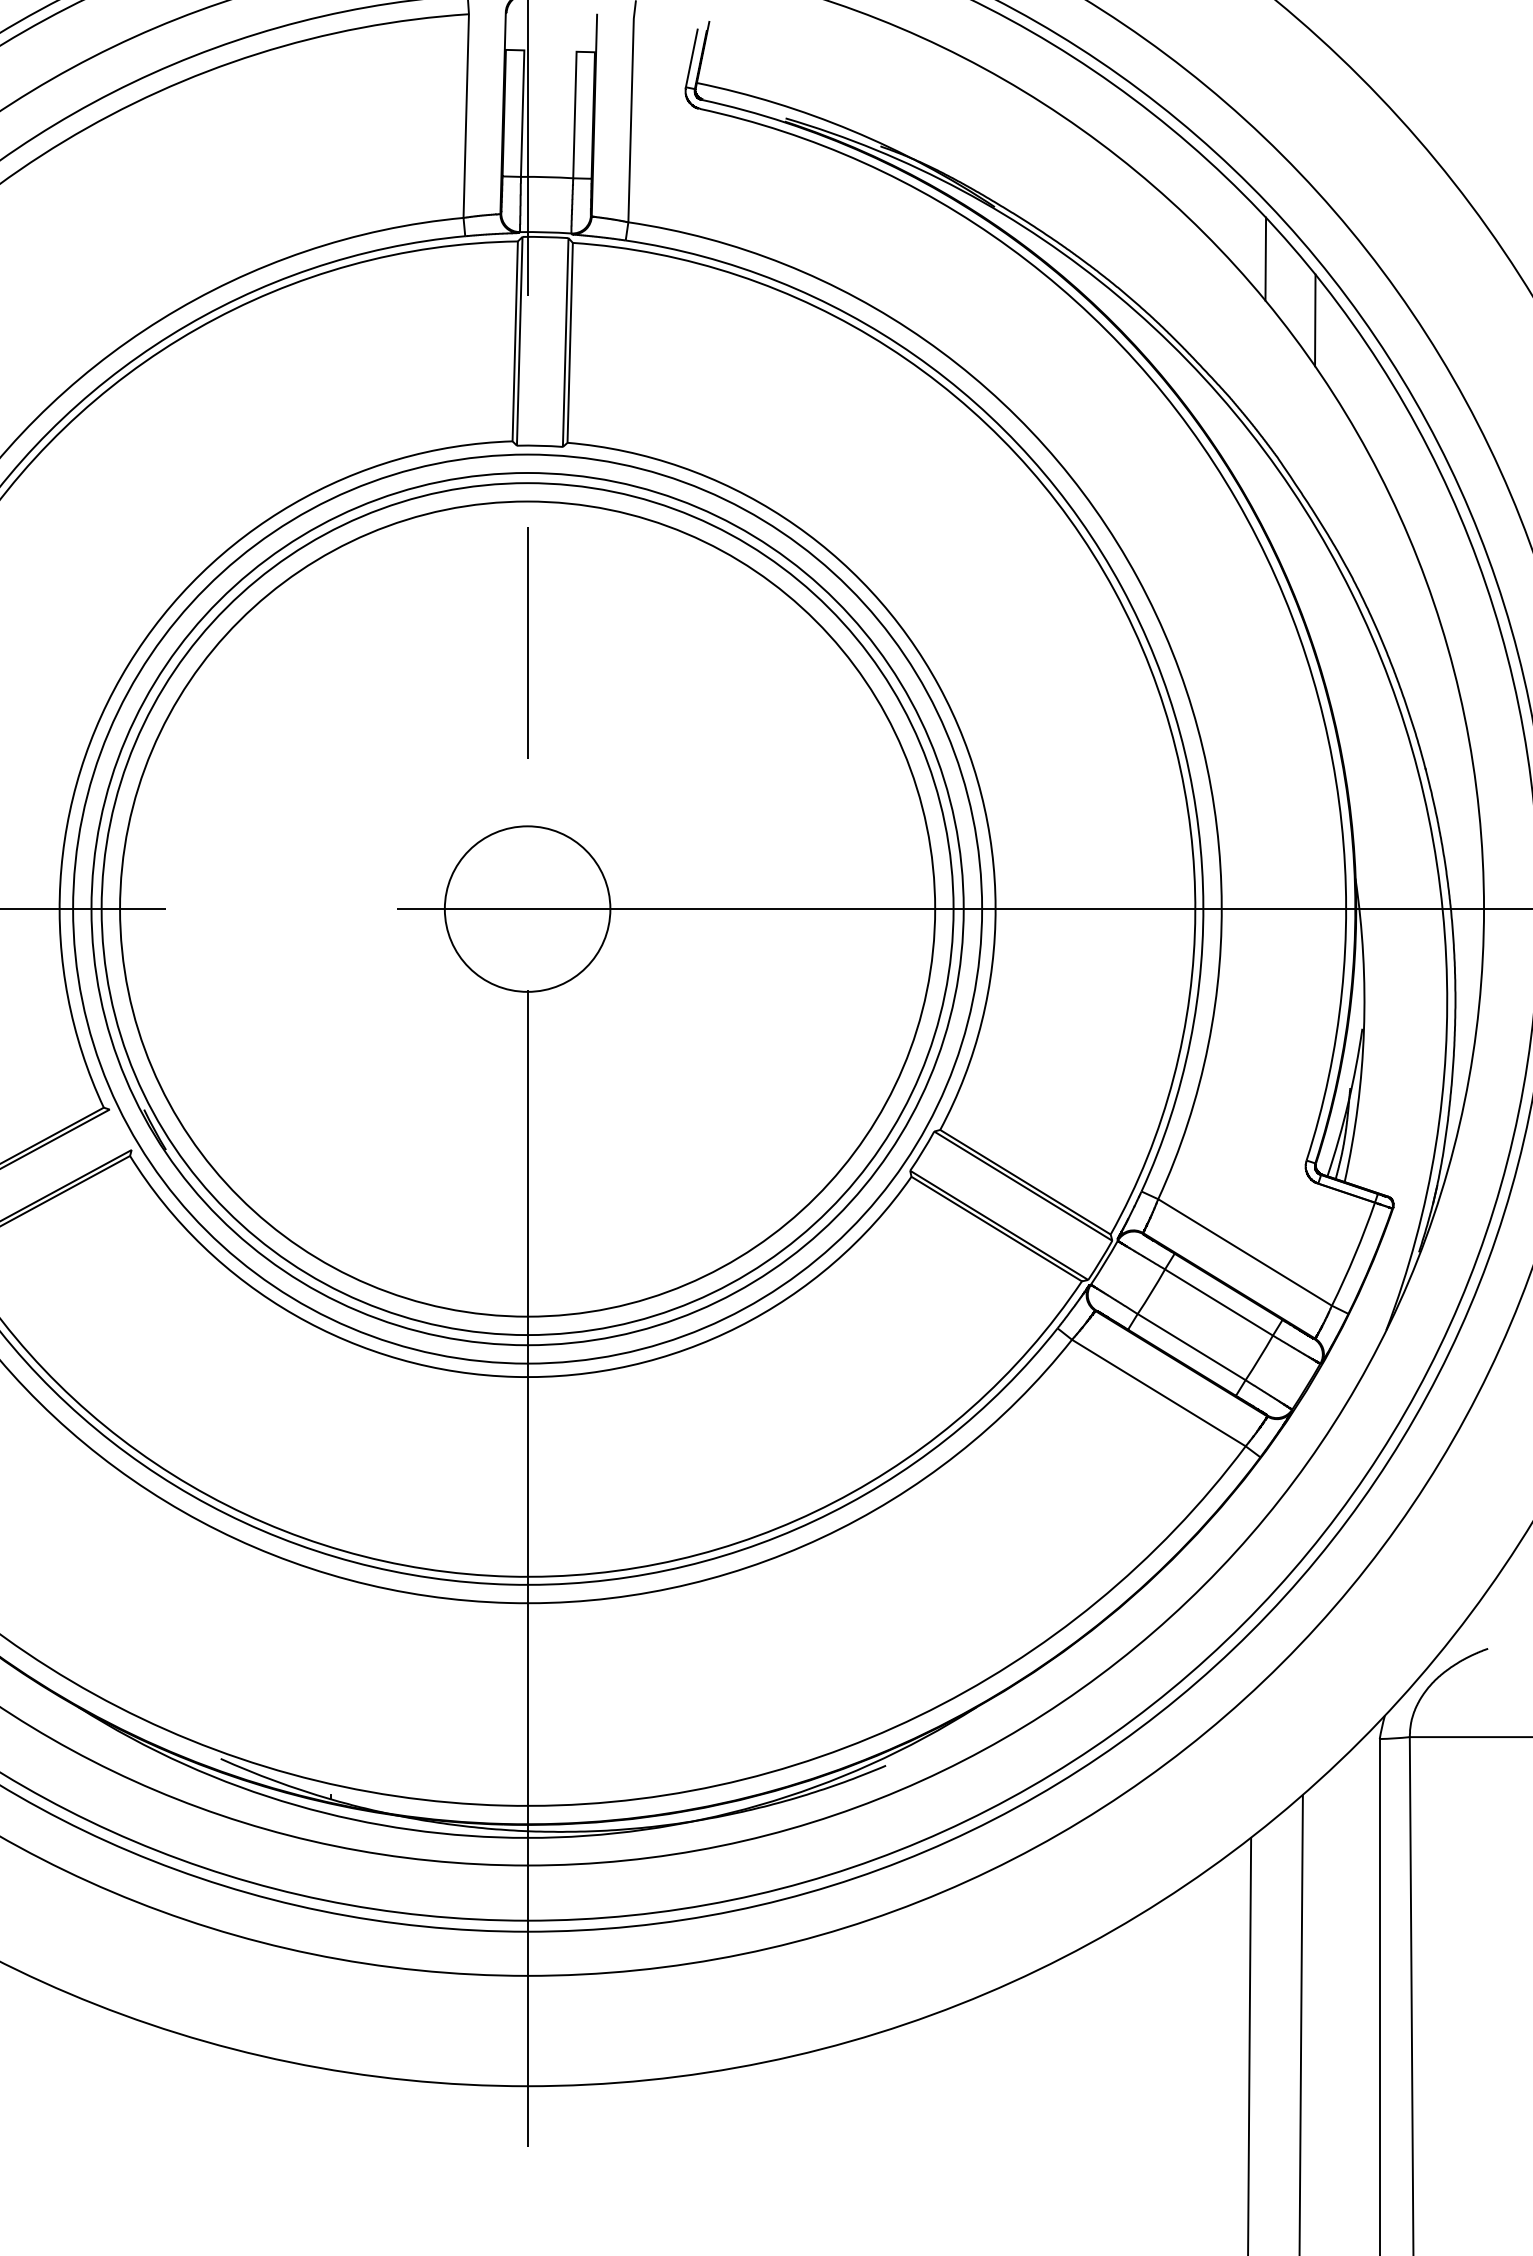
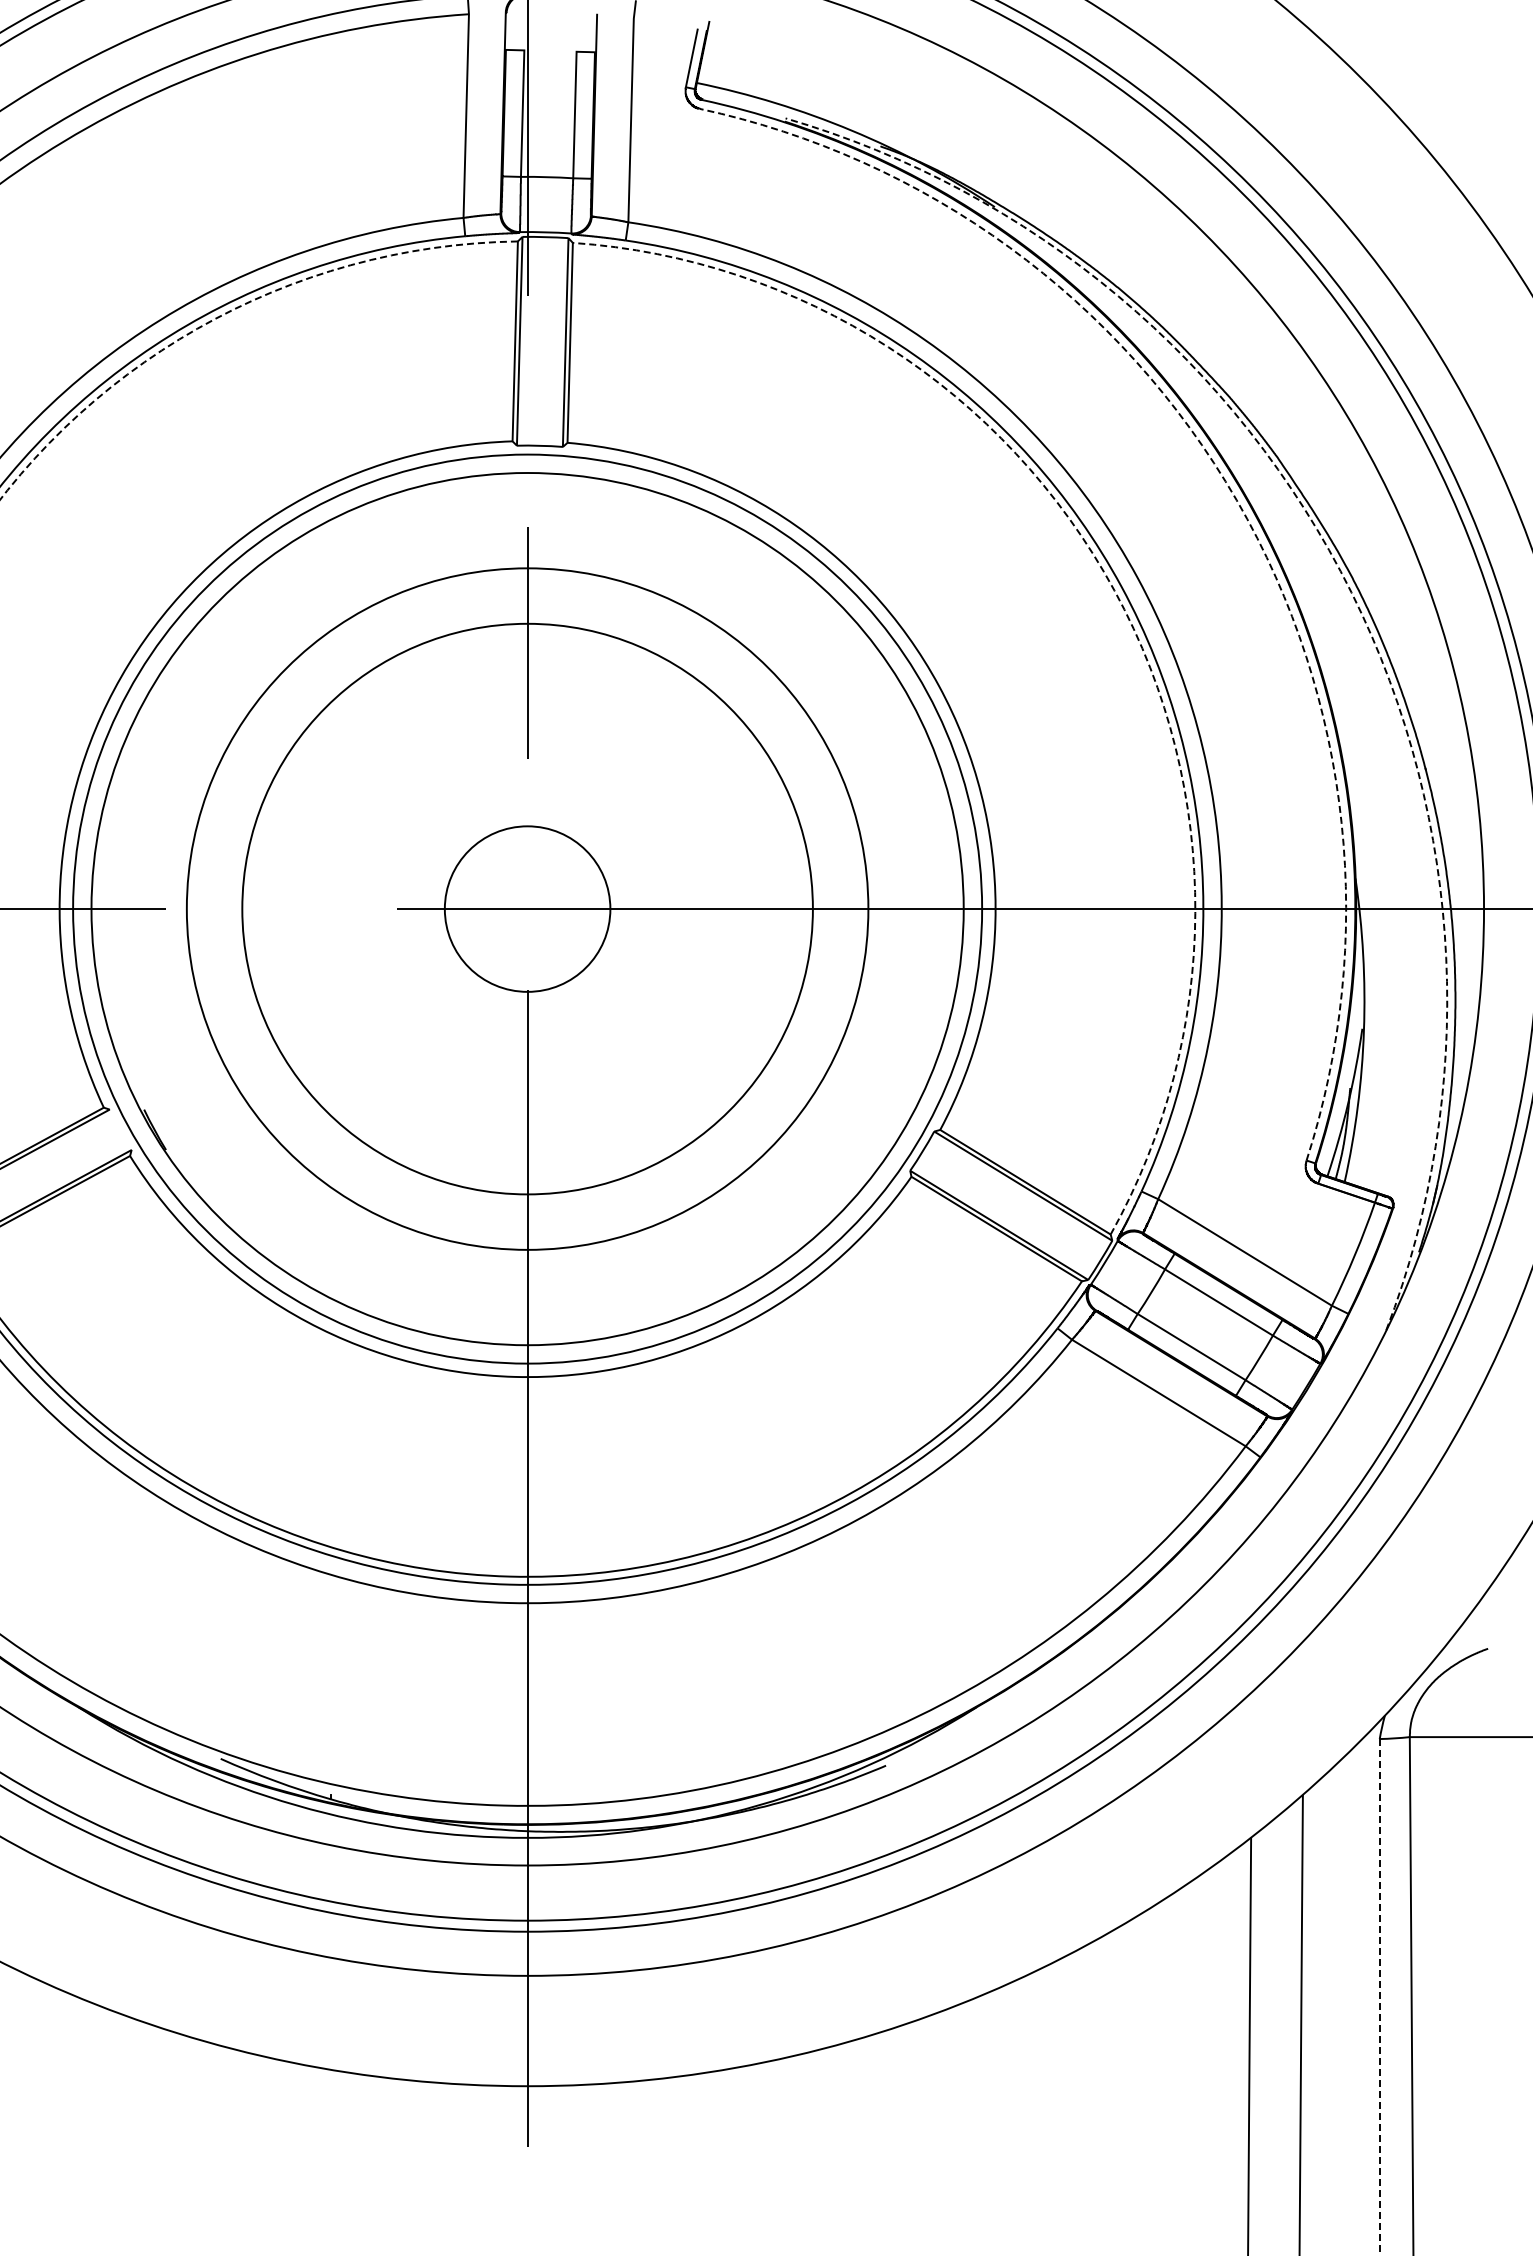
line: present -> none (1265, 258)
arc: solid -> dashed (230, 311)
line: present -> none (1315, 320)
arc: solid -> dashed (1236, 500)
arc: solid -> dashed (1114, 590)
arc: solid -> dashed (1351, 592)
circle diameter: 815 px -> 571 px (527, 908)
circle diameter: 852 px -> 682 px (527, 908)
line: solid -> dashed (1379, 1997)
